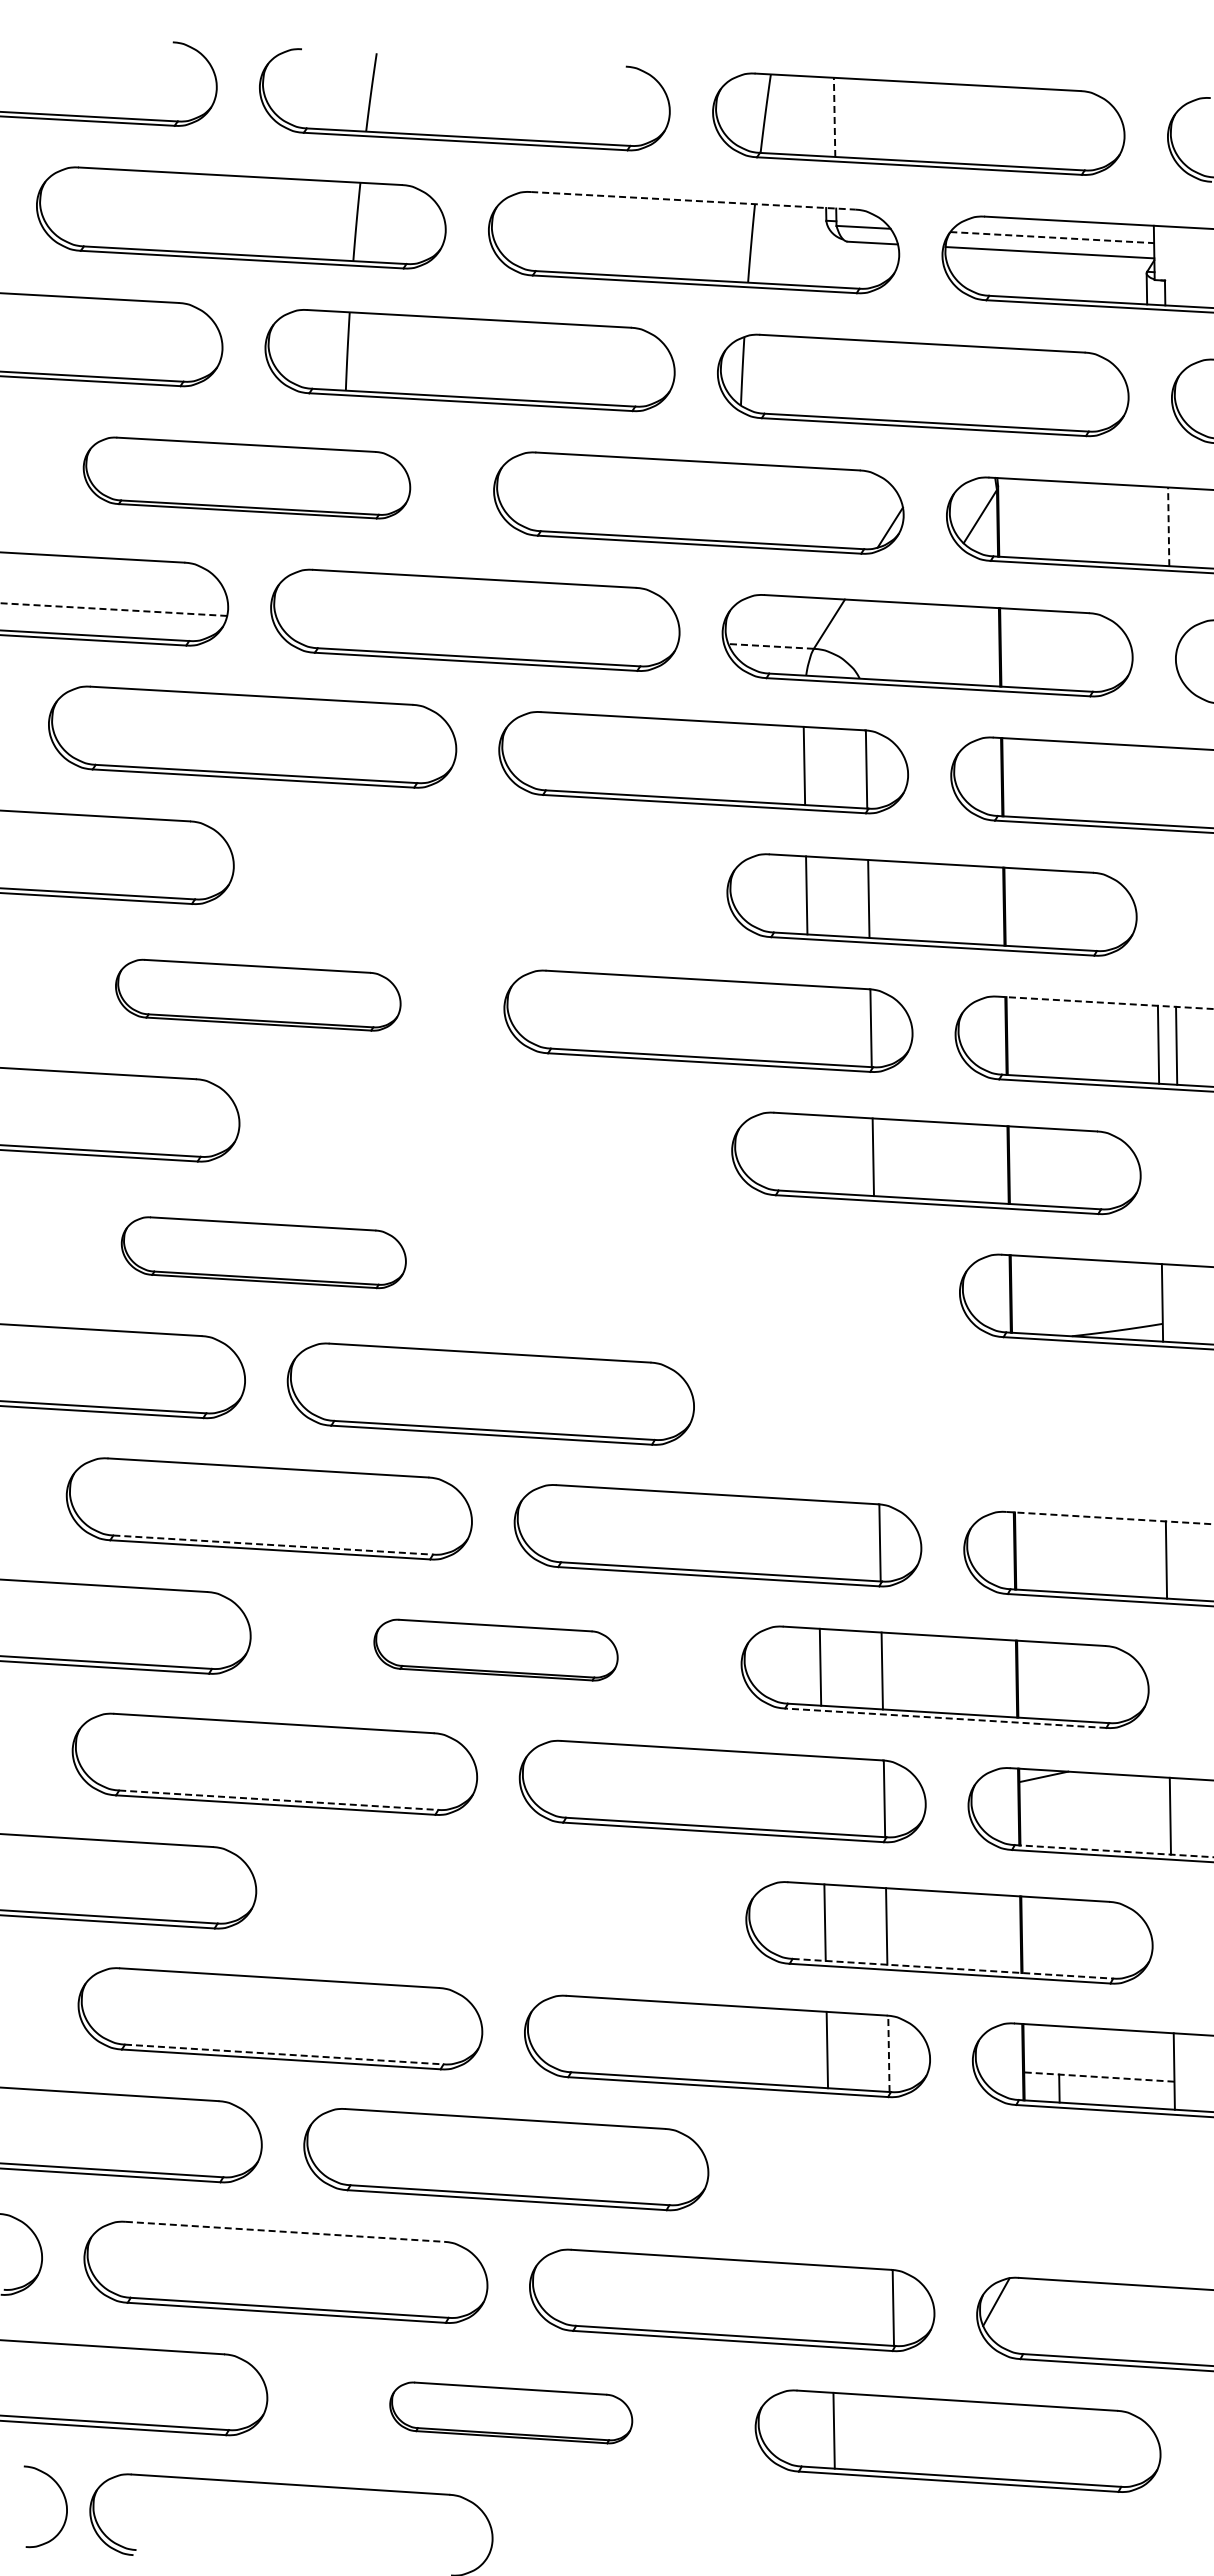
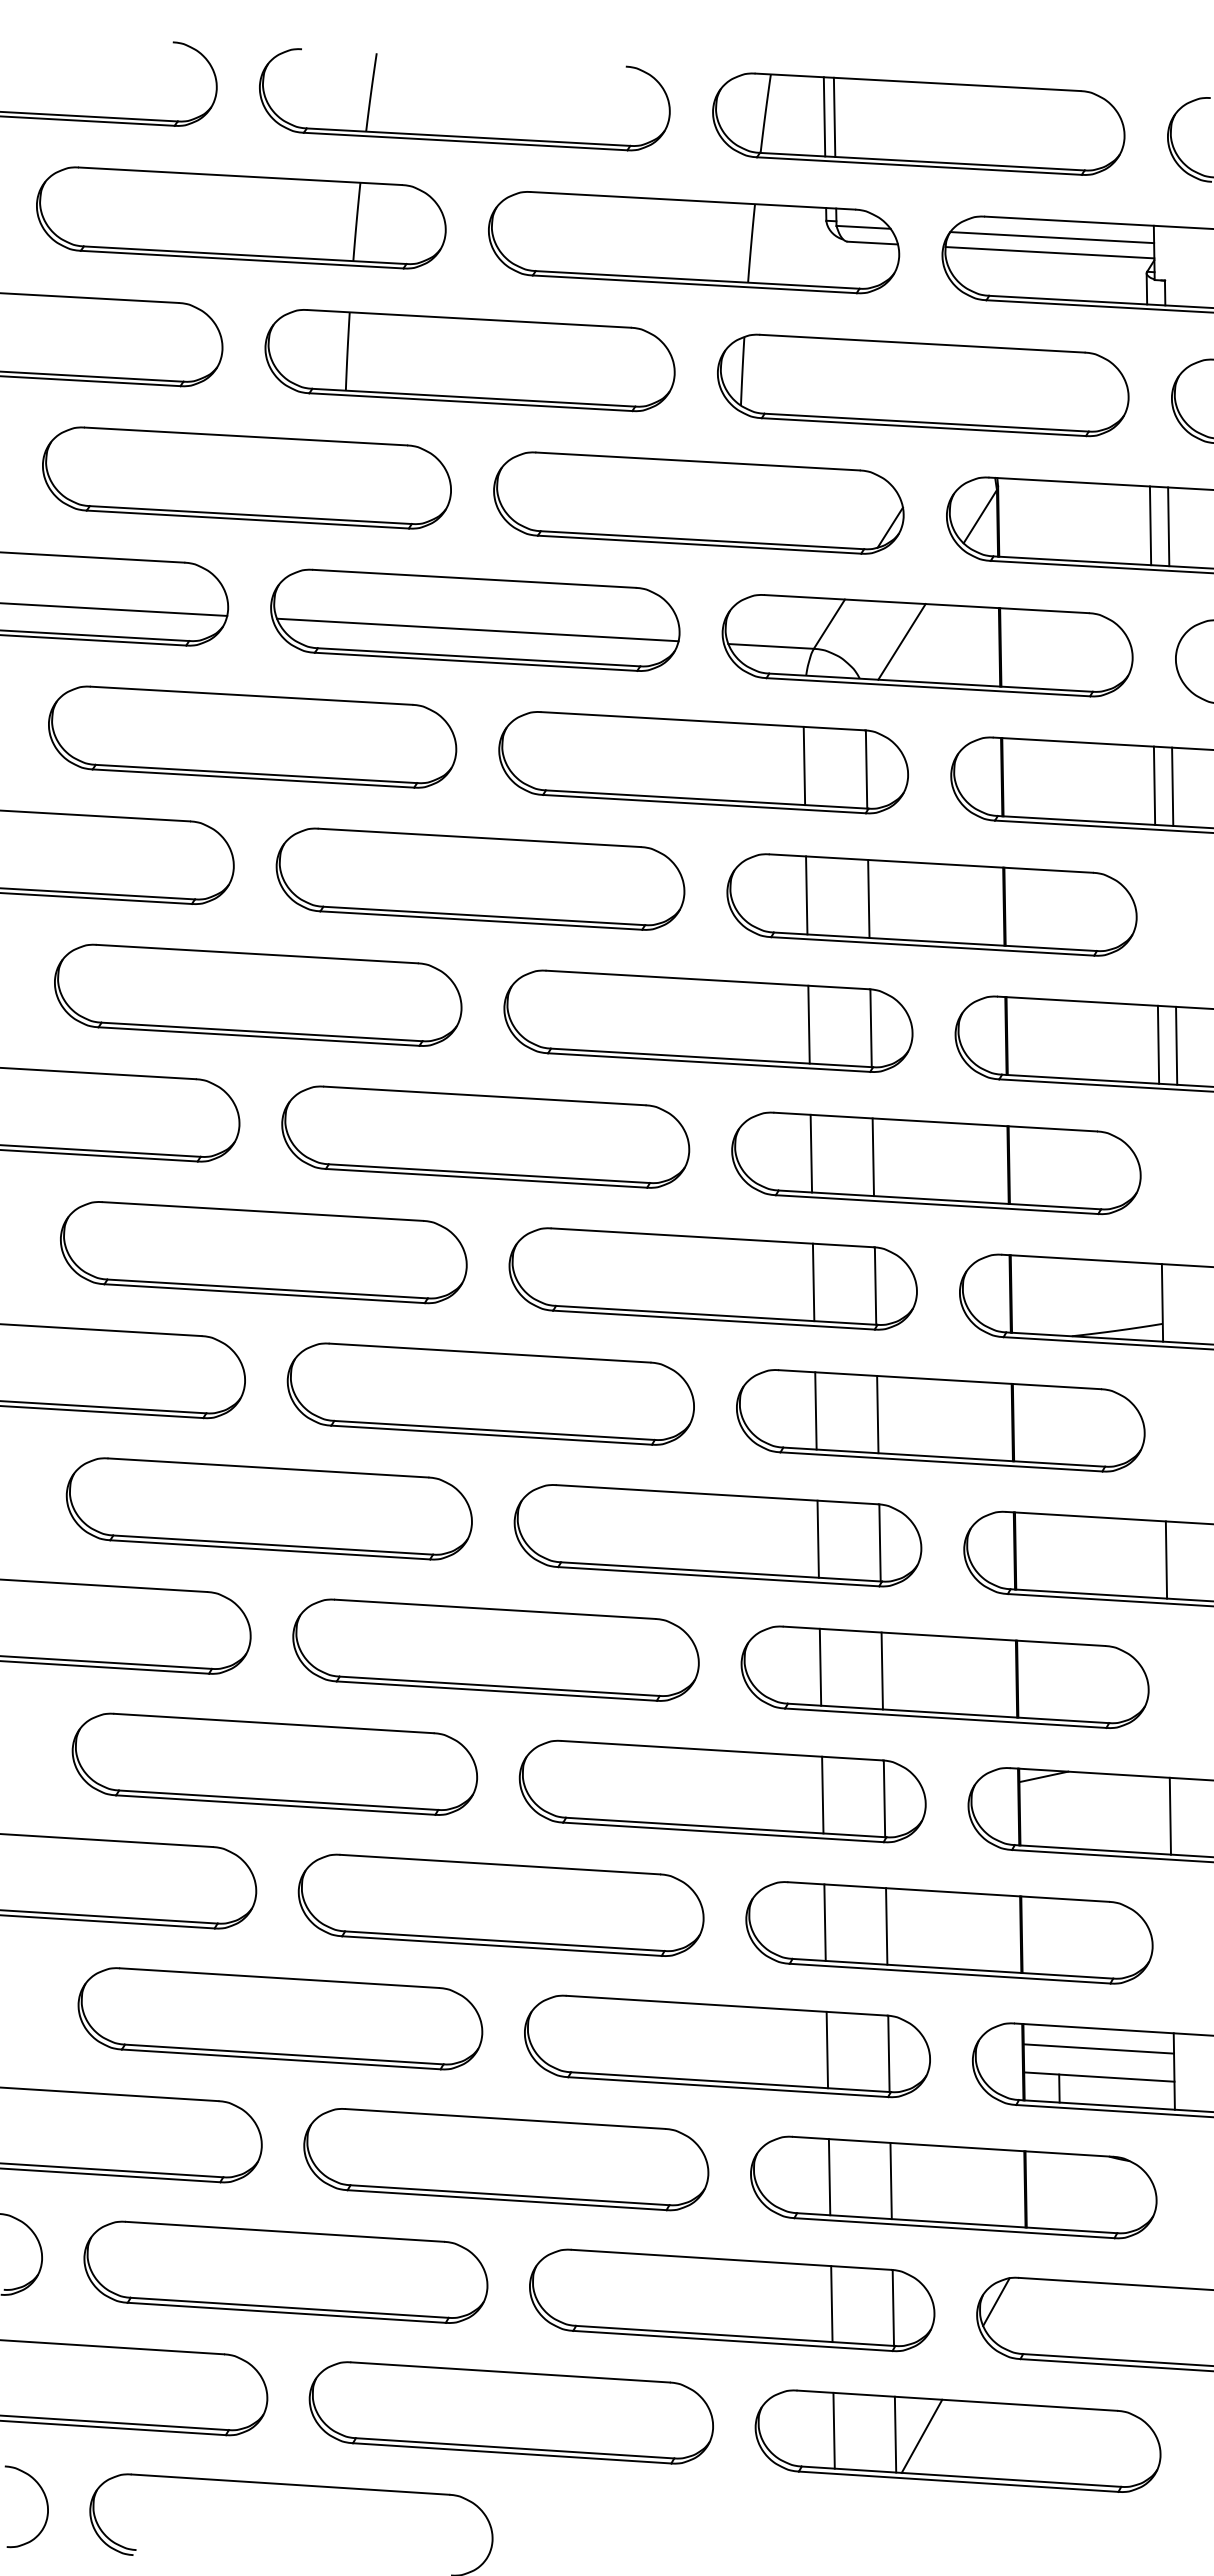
line: none -> present (824, 116)
line: dashed -> solid (834, 117)
line: dashed -> solid (693, 200)
line: dashed -> solid (1052, 237)
part size: 330x84 px -> 410x104 px (246, 477)
line: none -> present (1150, 525)
line: dashed -> solid (1168, 526)
line: dashed -> solid (113, 609)
line: none -> present (477, 629)
line: none -> present (901, 641)
line: dashed -> solid (771, 646)
line: none -> present (1154, 785)
line: none -> present (1172, 786)
part: none -> present (480, 878)
part size: 287x74 px -> 409x104 px (258, 994)
line: dashed -> solid (1106, 1002)
line: none -> present (808, 1024)
part: none -> present (485, 1136)
line: none -> present (811, 1153)
part size: 287x74 px -> 408x104 px (263, 1252)
part: none -> present (712, 1278)
part: none -> present (940, 1420)
line: dashed -> solid (1110, 1518)
line: none -> present (817, 1538)
line: dashed -> solid (273, 1545)
part size: 246x64 px -> 408x104 px (495, 1649)
line: dashed -> solid (945, 1718)
line: none -> present (822, 1794)
line: dashed -> solid (278, 1800)
line: dashed -> solid (1114, 1851)
part: none -> present (500, 1904)
line: dashed -> solid (952, 1968)
line: none -> present (1098, 2048)
line: dashed -> solid (888, 2053)
line: dashed -> solid (284, 2054)
line: dashed -> solid (1098, 2077)
part: none -> present (953, 2187)
line: dashed -> solid (285, 2231)
line: none -> present (831, 2304)
part size: 245x64 px -> 406x104 px (510, 2412)
line: none -> present (895, 2434)
line: none -> present (921, 2435)
curve position: (64, 2500) -> (45, 2500) (45, 2500)
